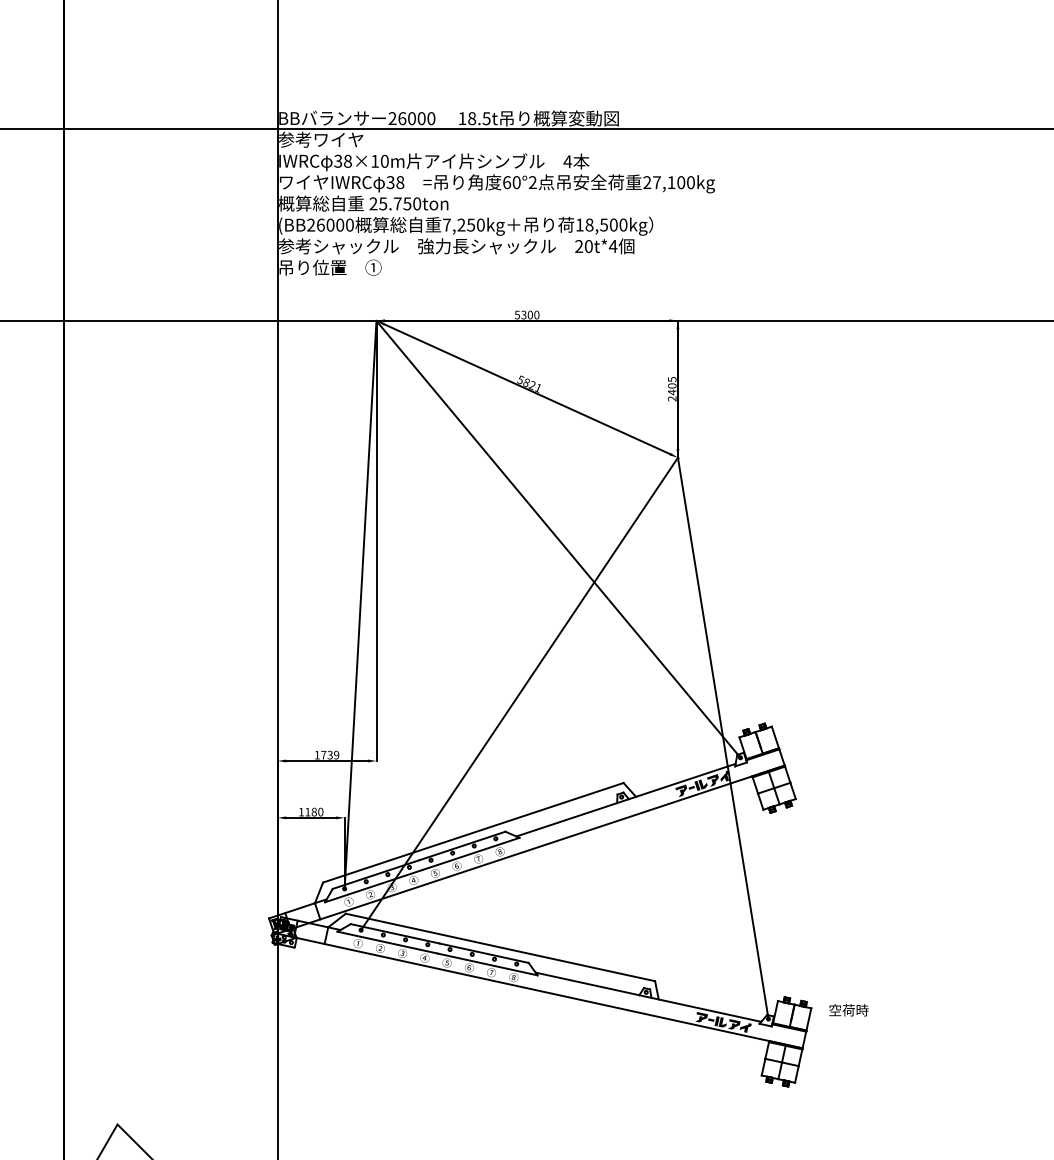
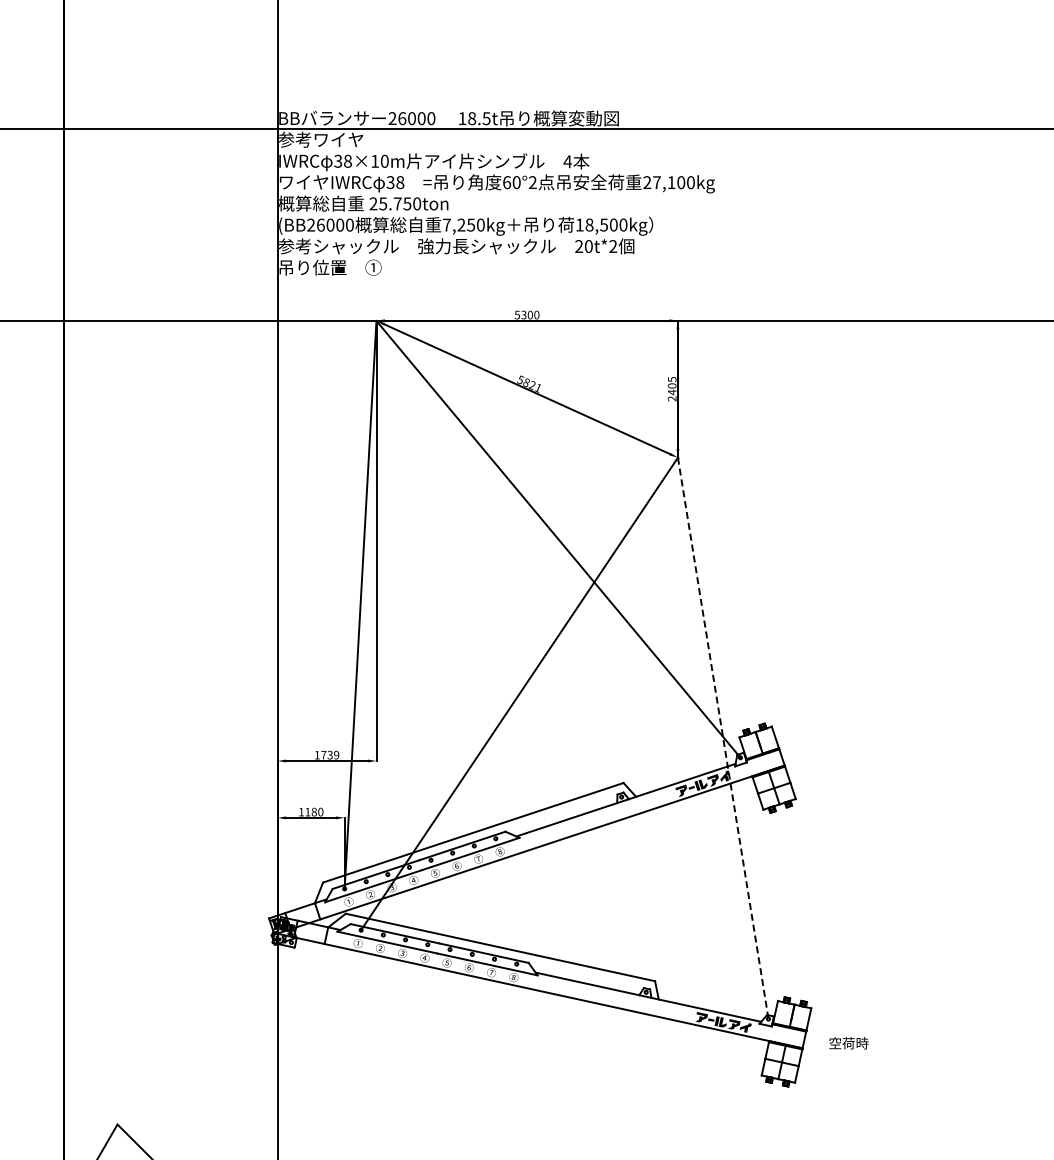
text: 20t*4 -> 20t*2 (612, 246)
line: solid -> dashed (723, 738)
text position: (848, 1010) -> (848, 1043) (848, 1043)
